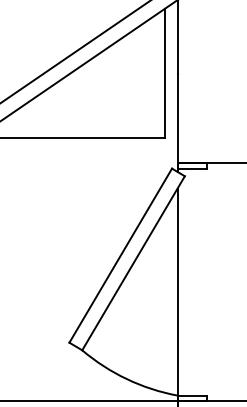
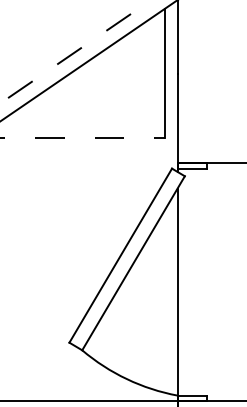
line: solid -> dashed (75, 51)
line: solid -> dashed (83, 138)
